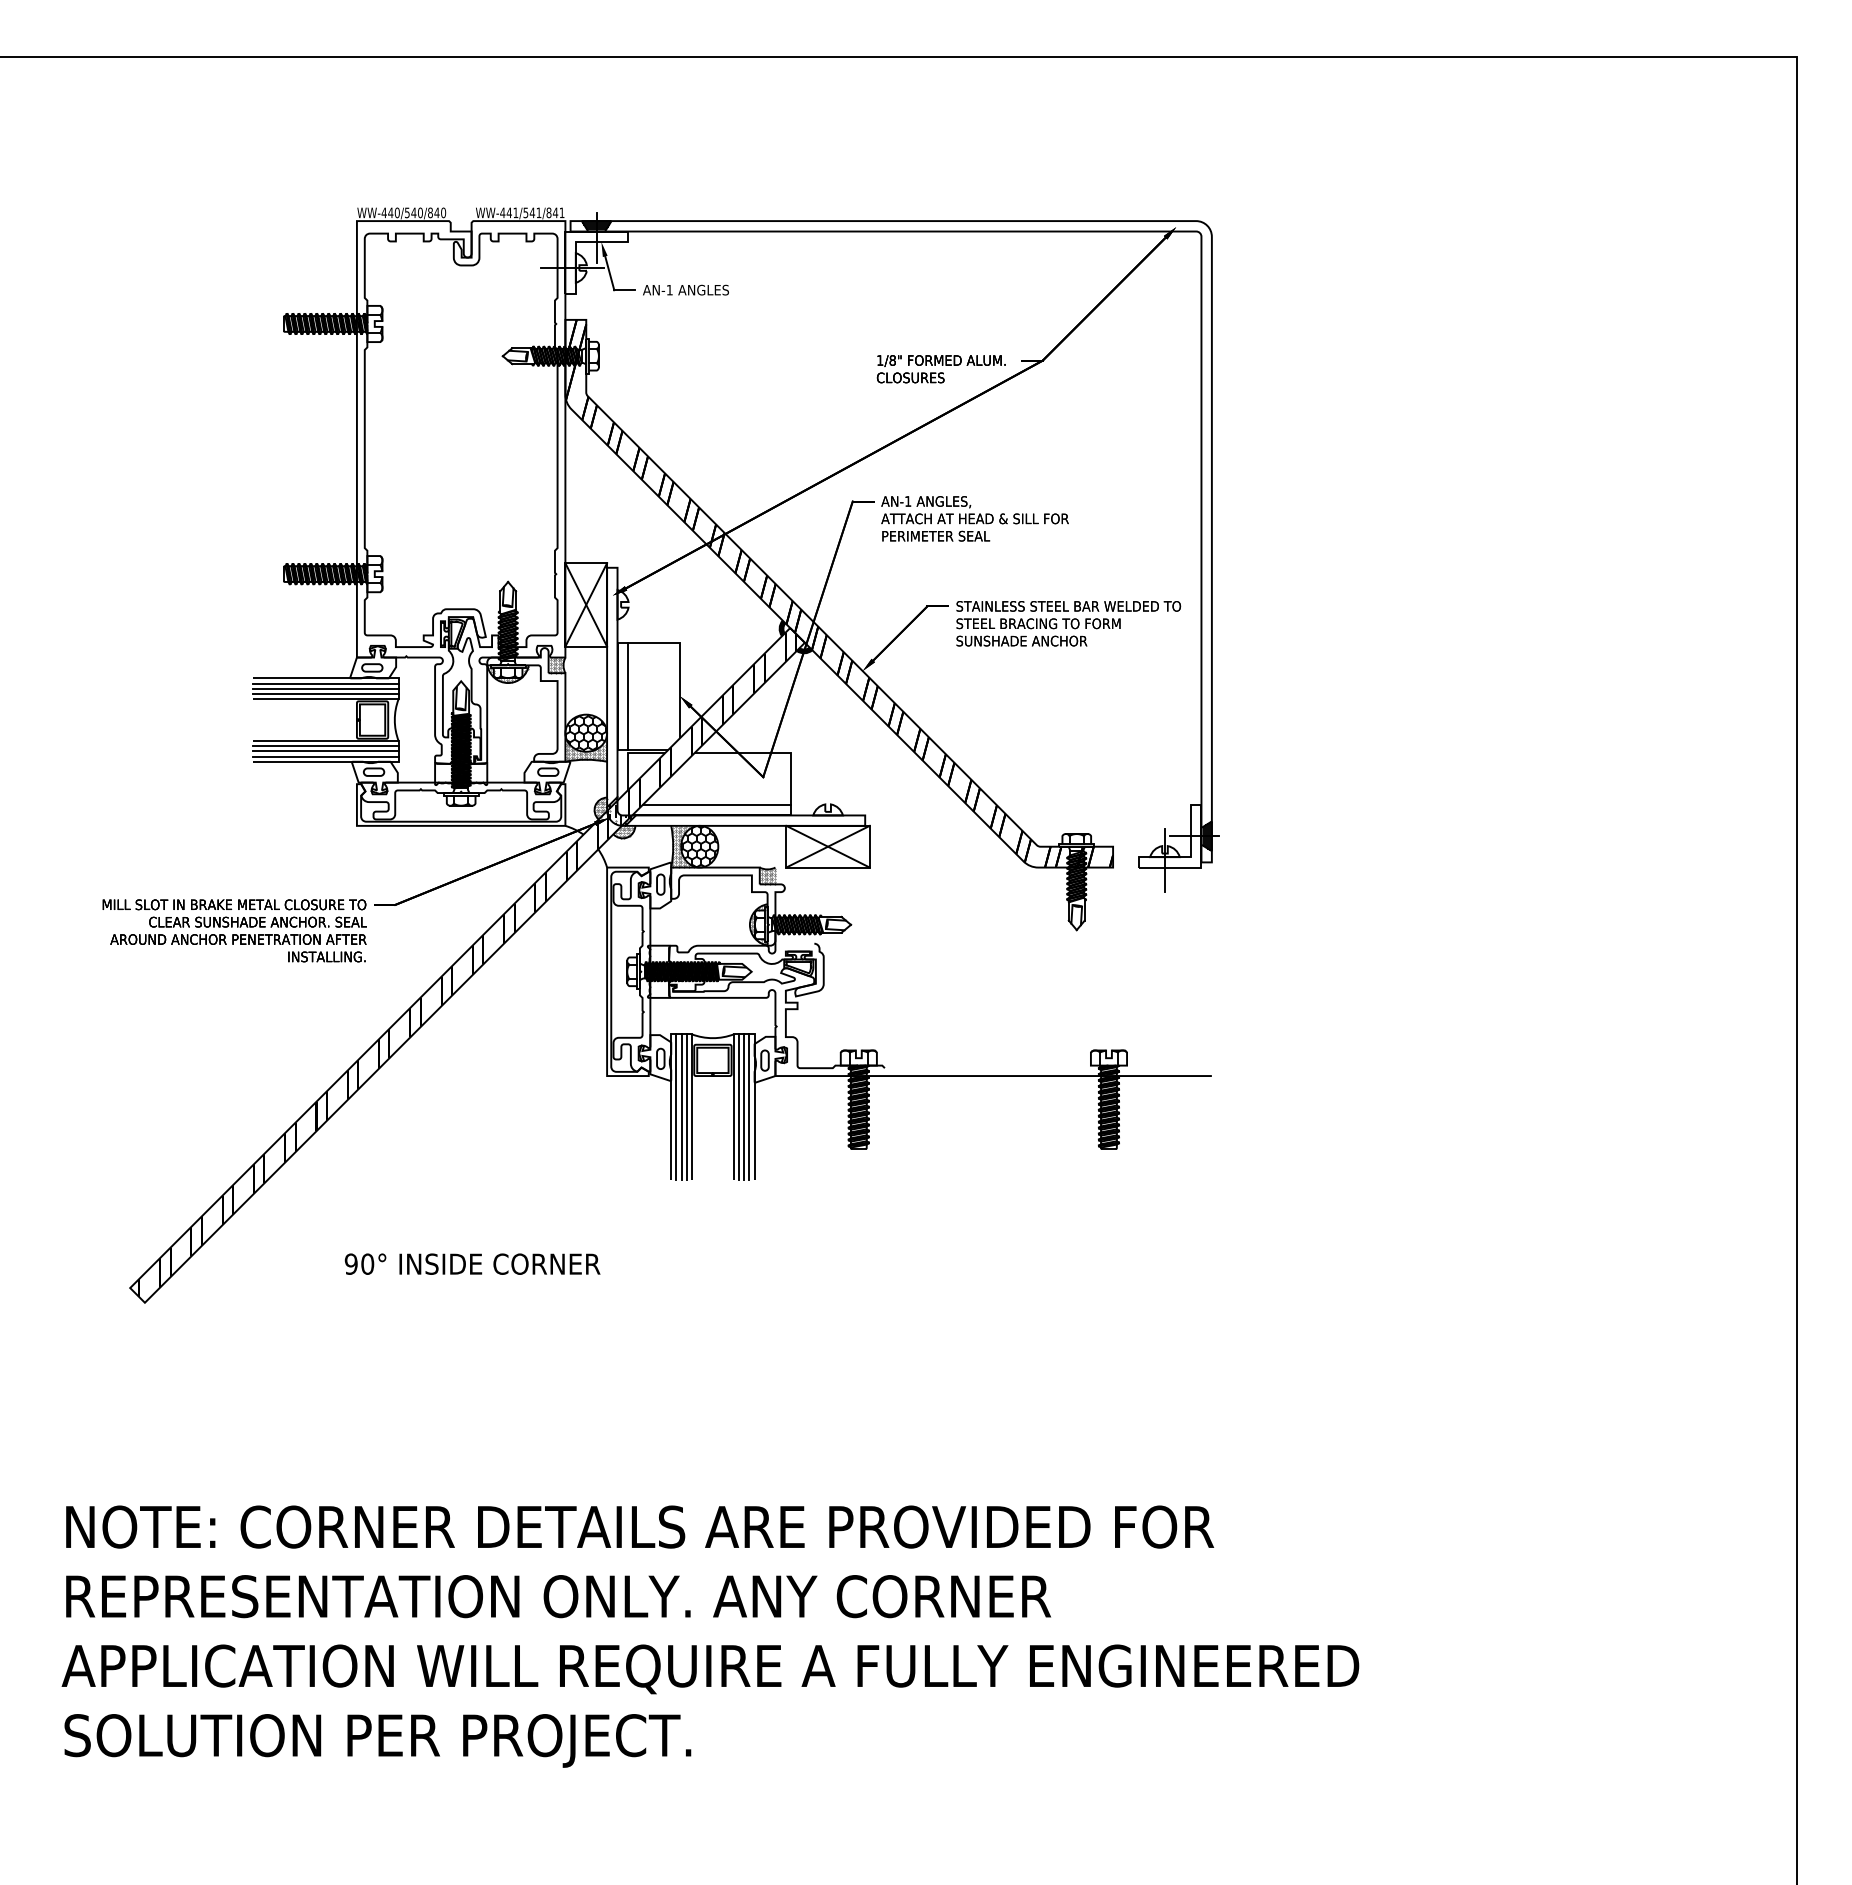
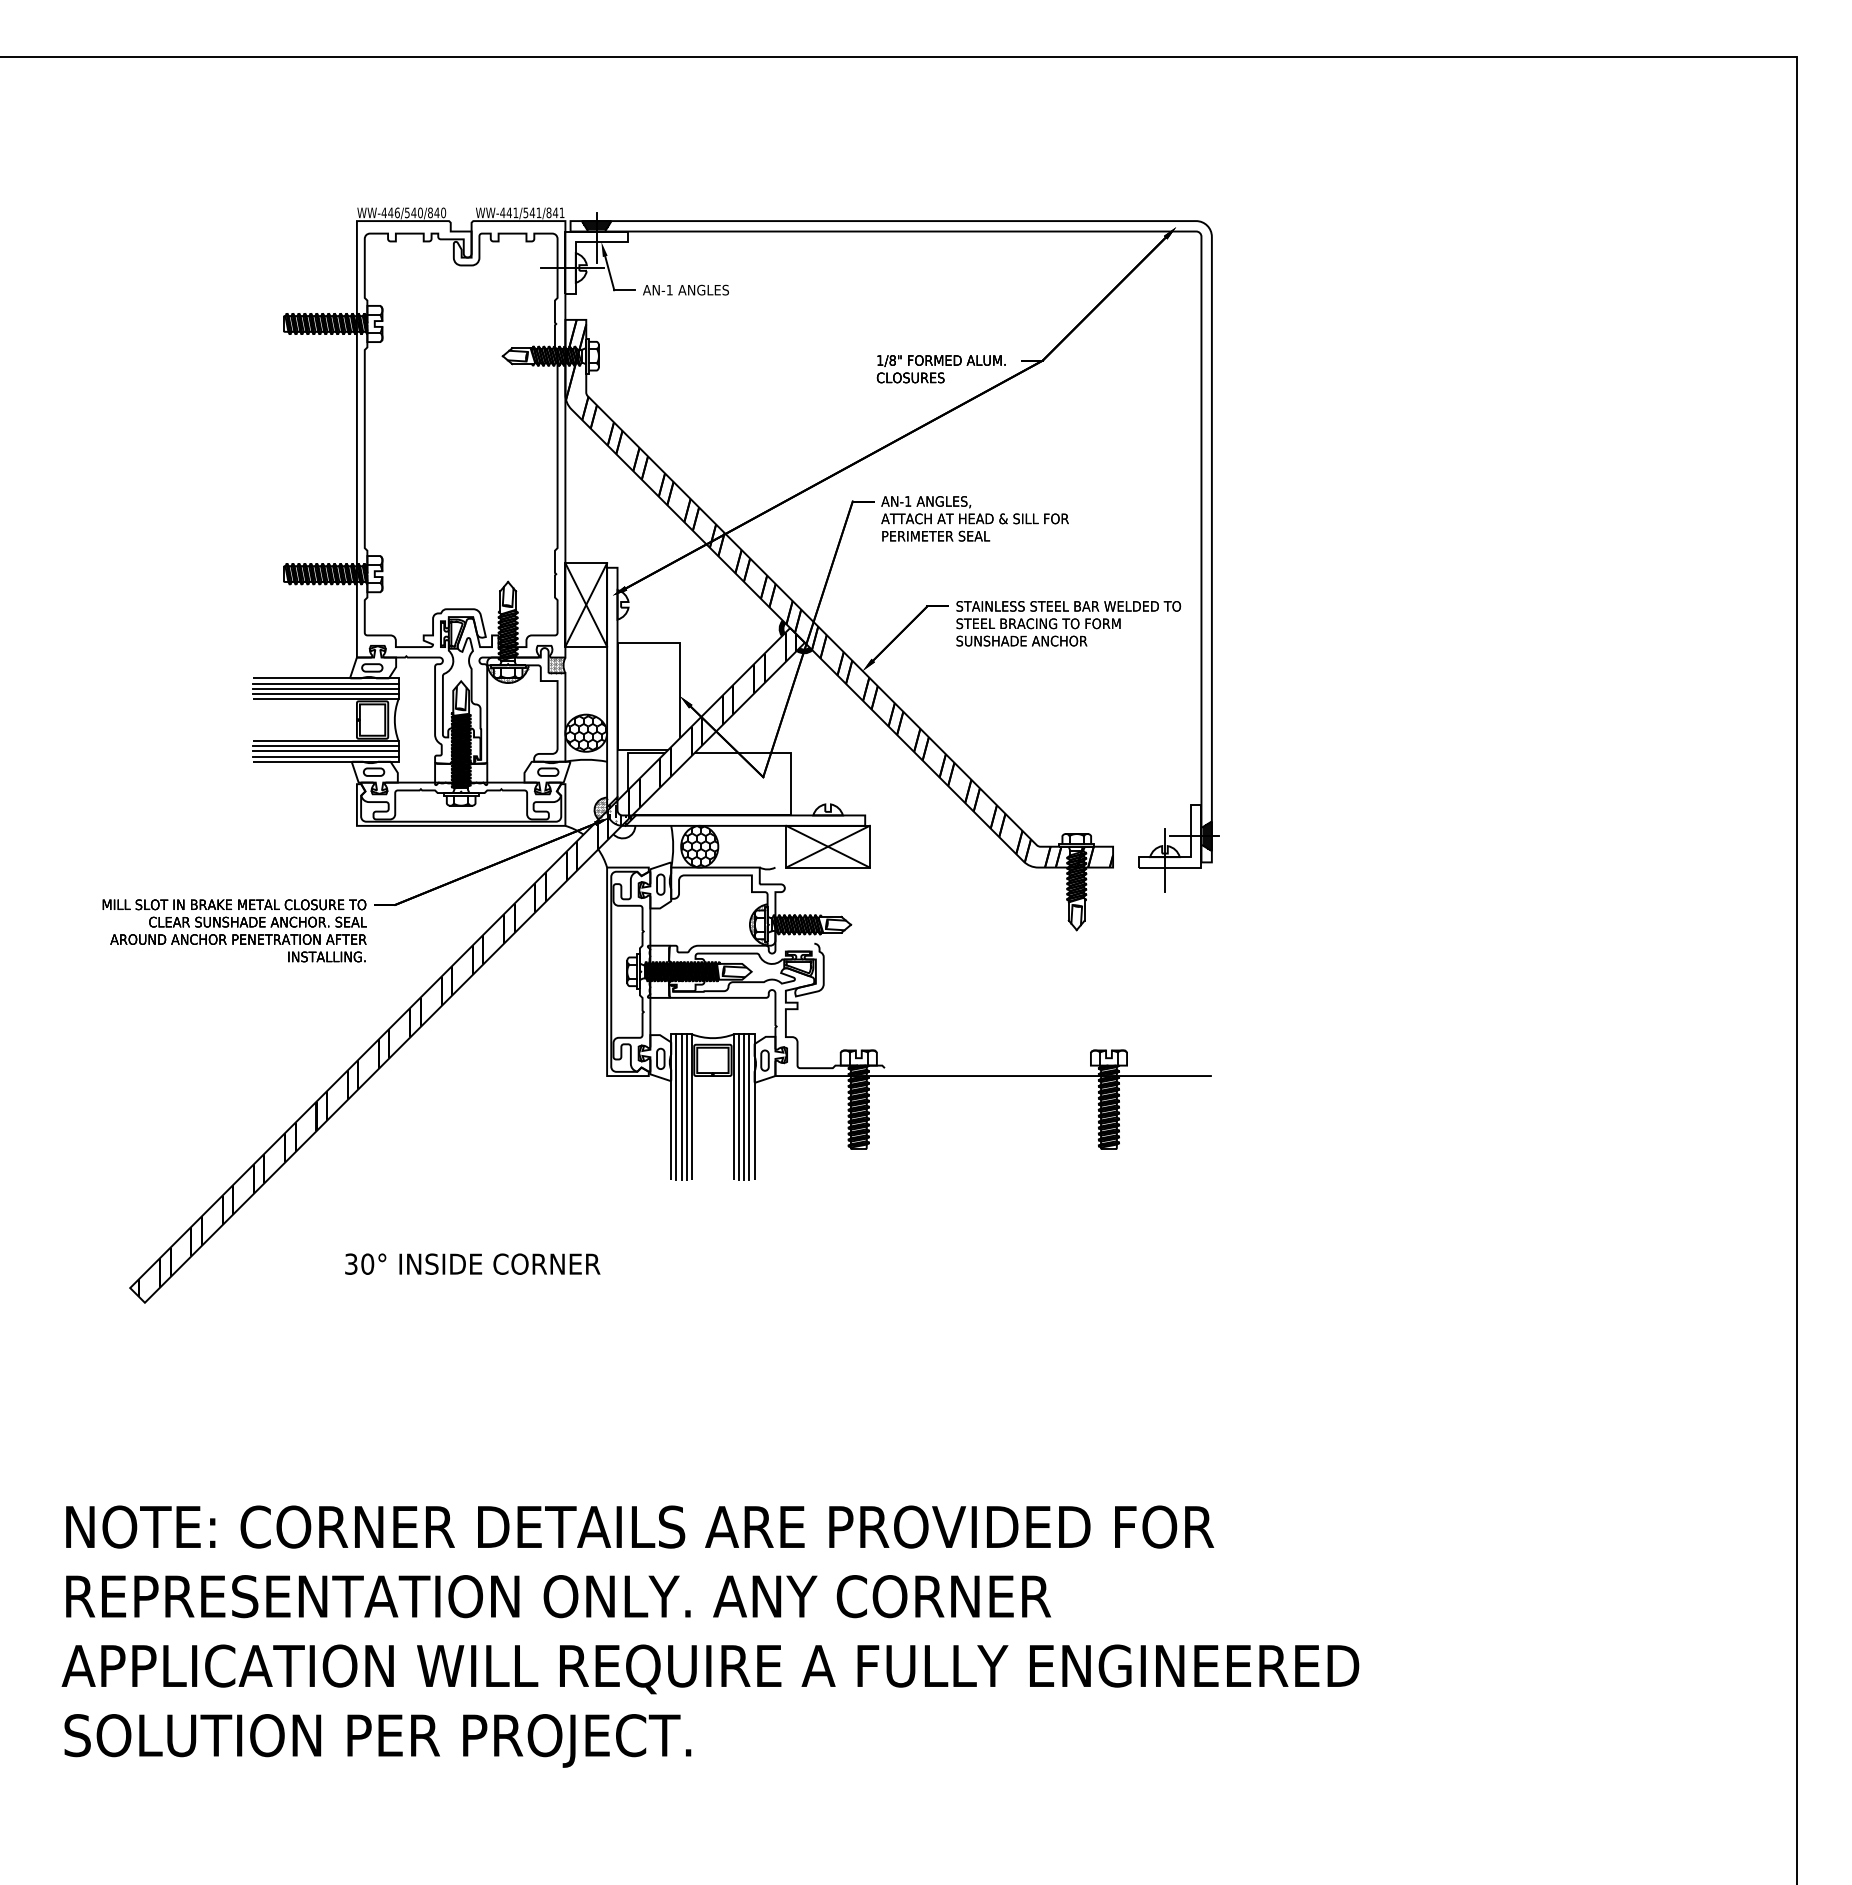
text: WW-440/540/840 -> WW-446/540/840 (397, 212)
hatch: present -> none (839, 593)
line: present -> none (627, 696)
hatch: present -> none (585, 750)
line: present -> none (716, 805)
hatch: present -> none (625, 832)
hatch: present -> none (683, 846)
hatch: present -> none (768, 876)
text: 90° -> 30° (350, 1263)
